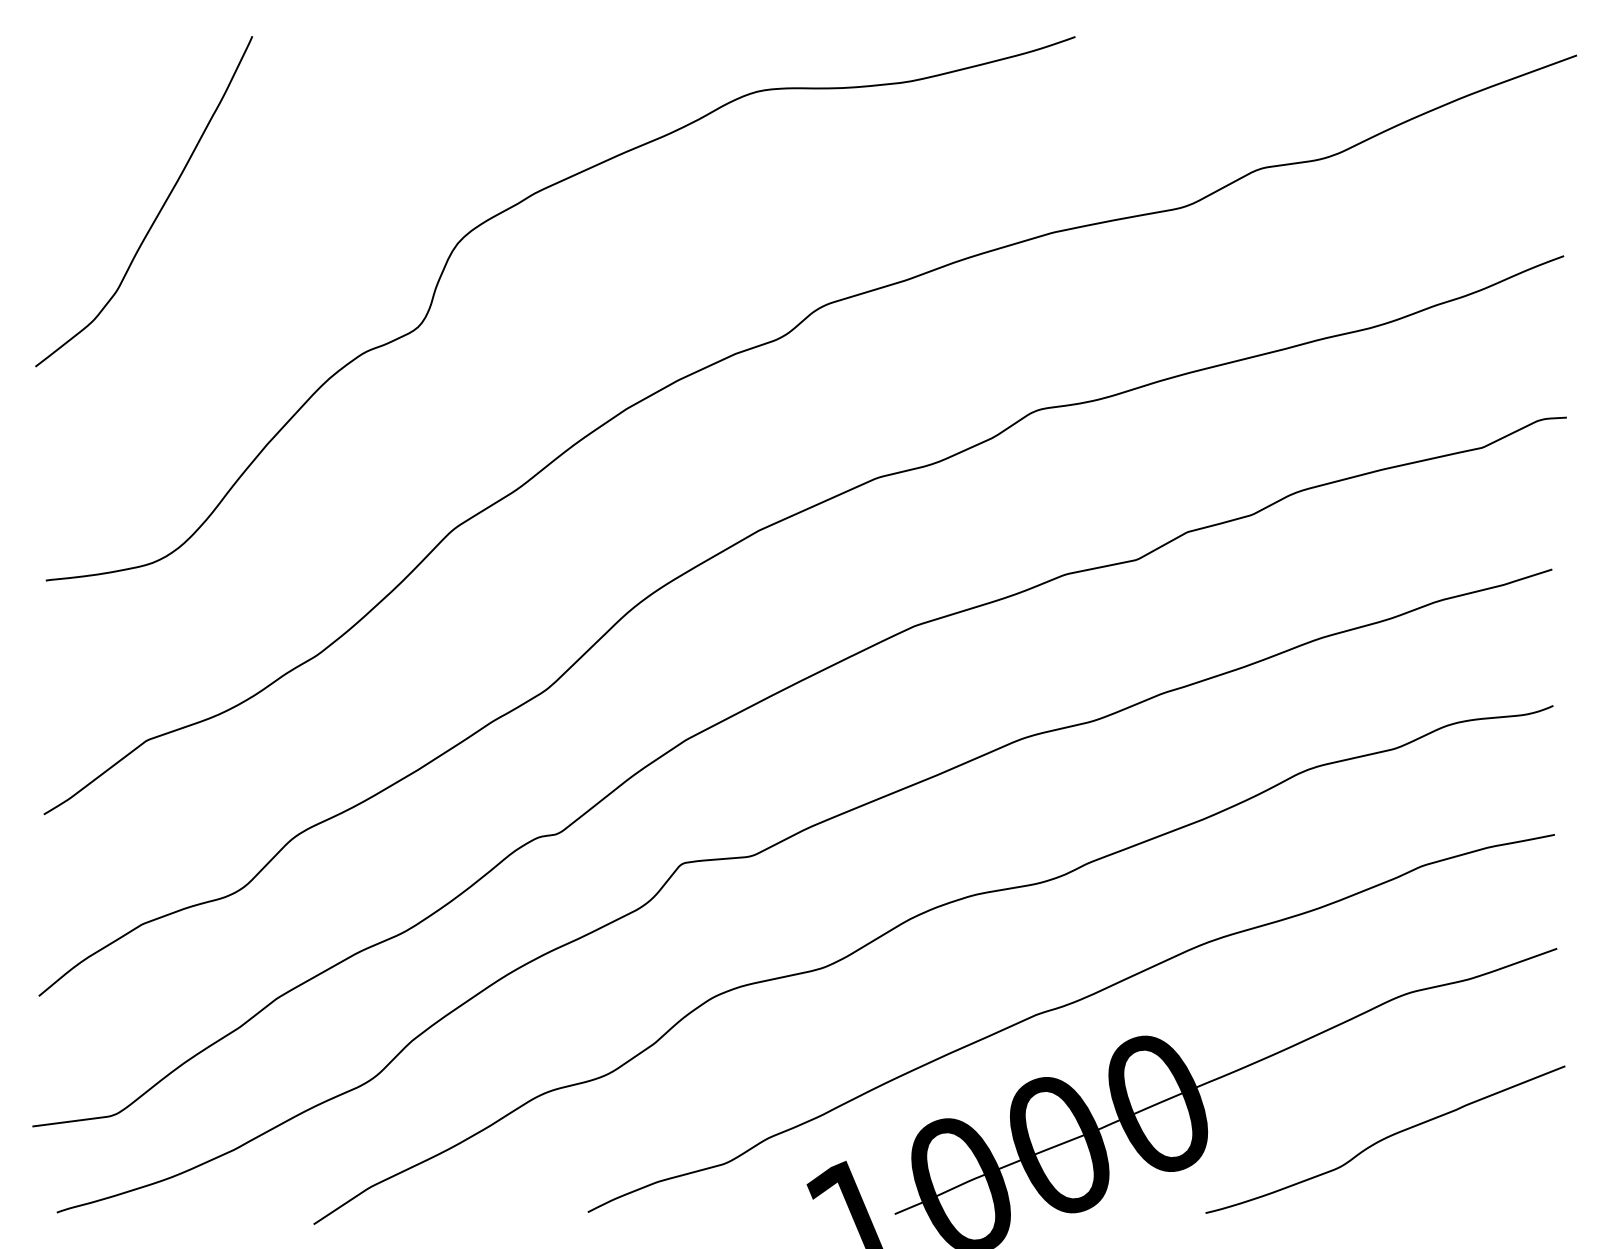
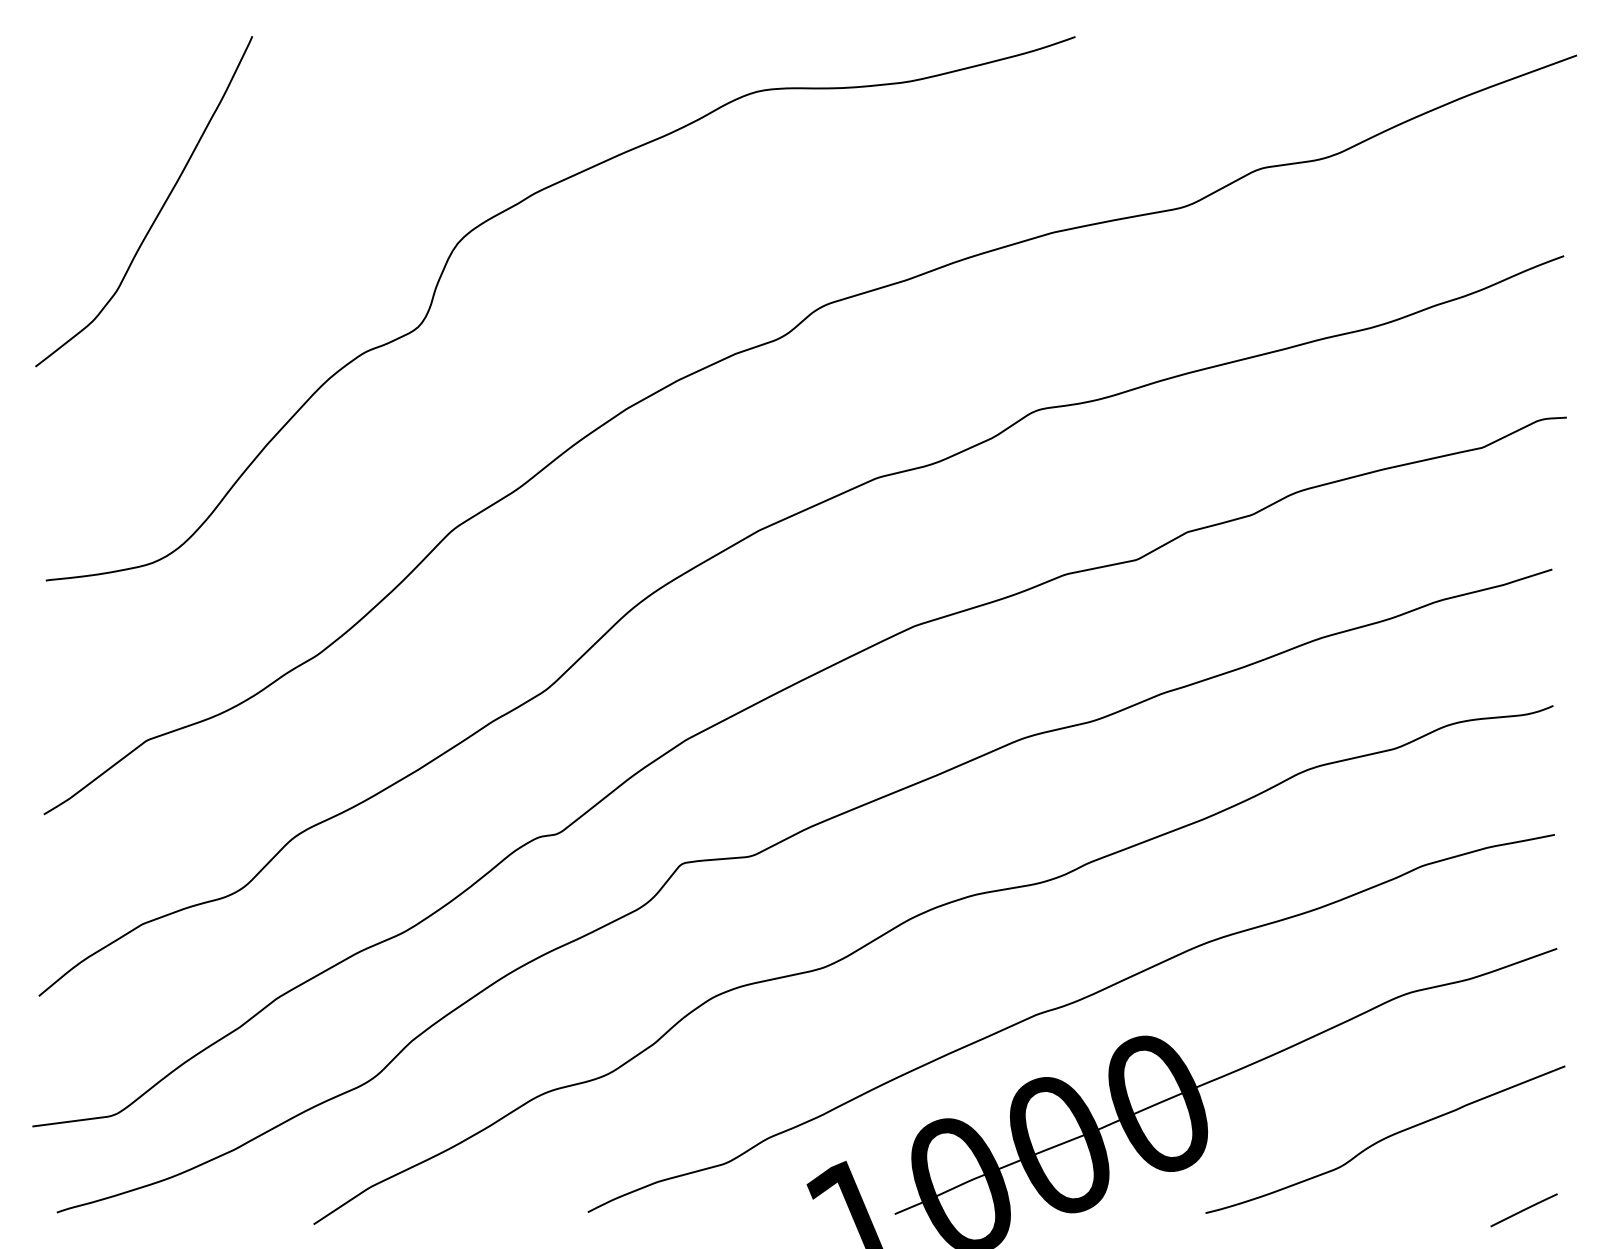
line: none -> present (1523, 1210)
